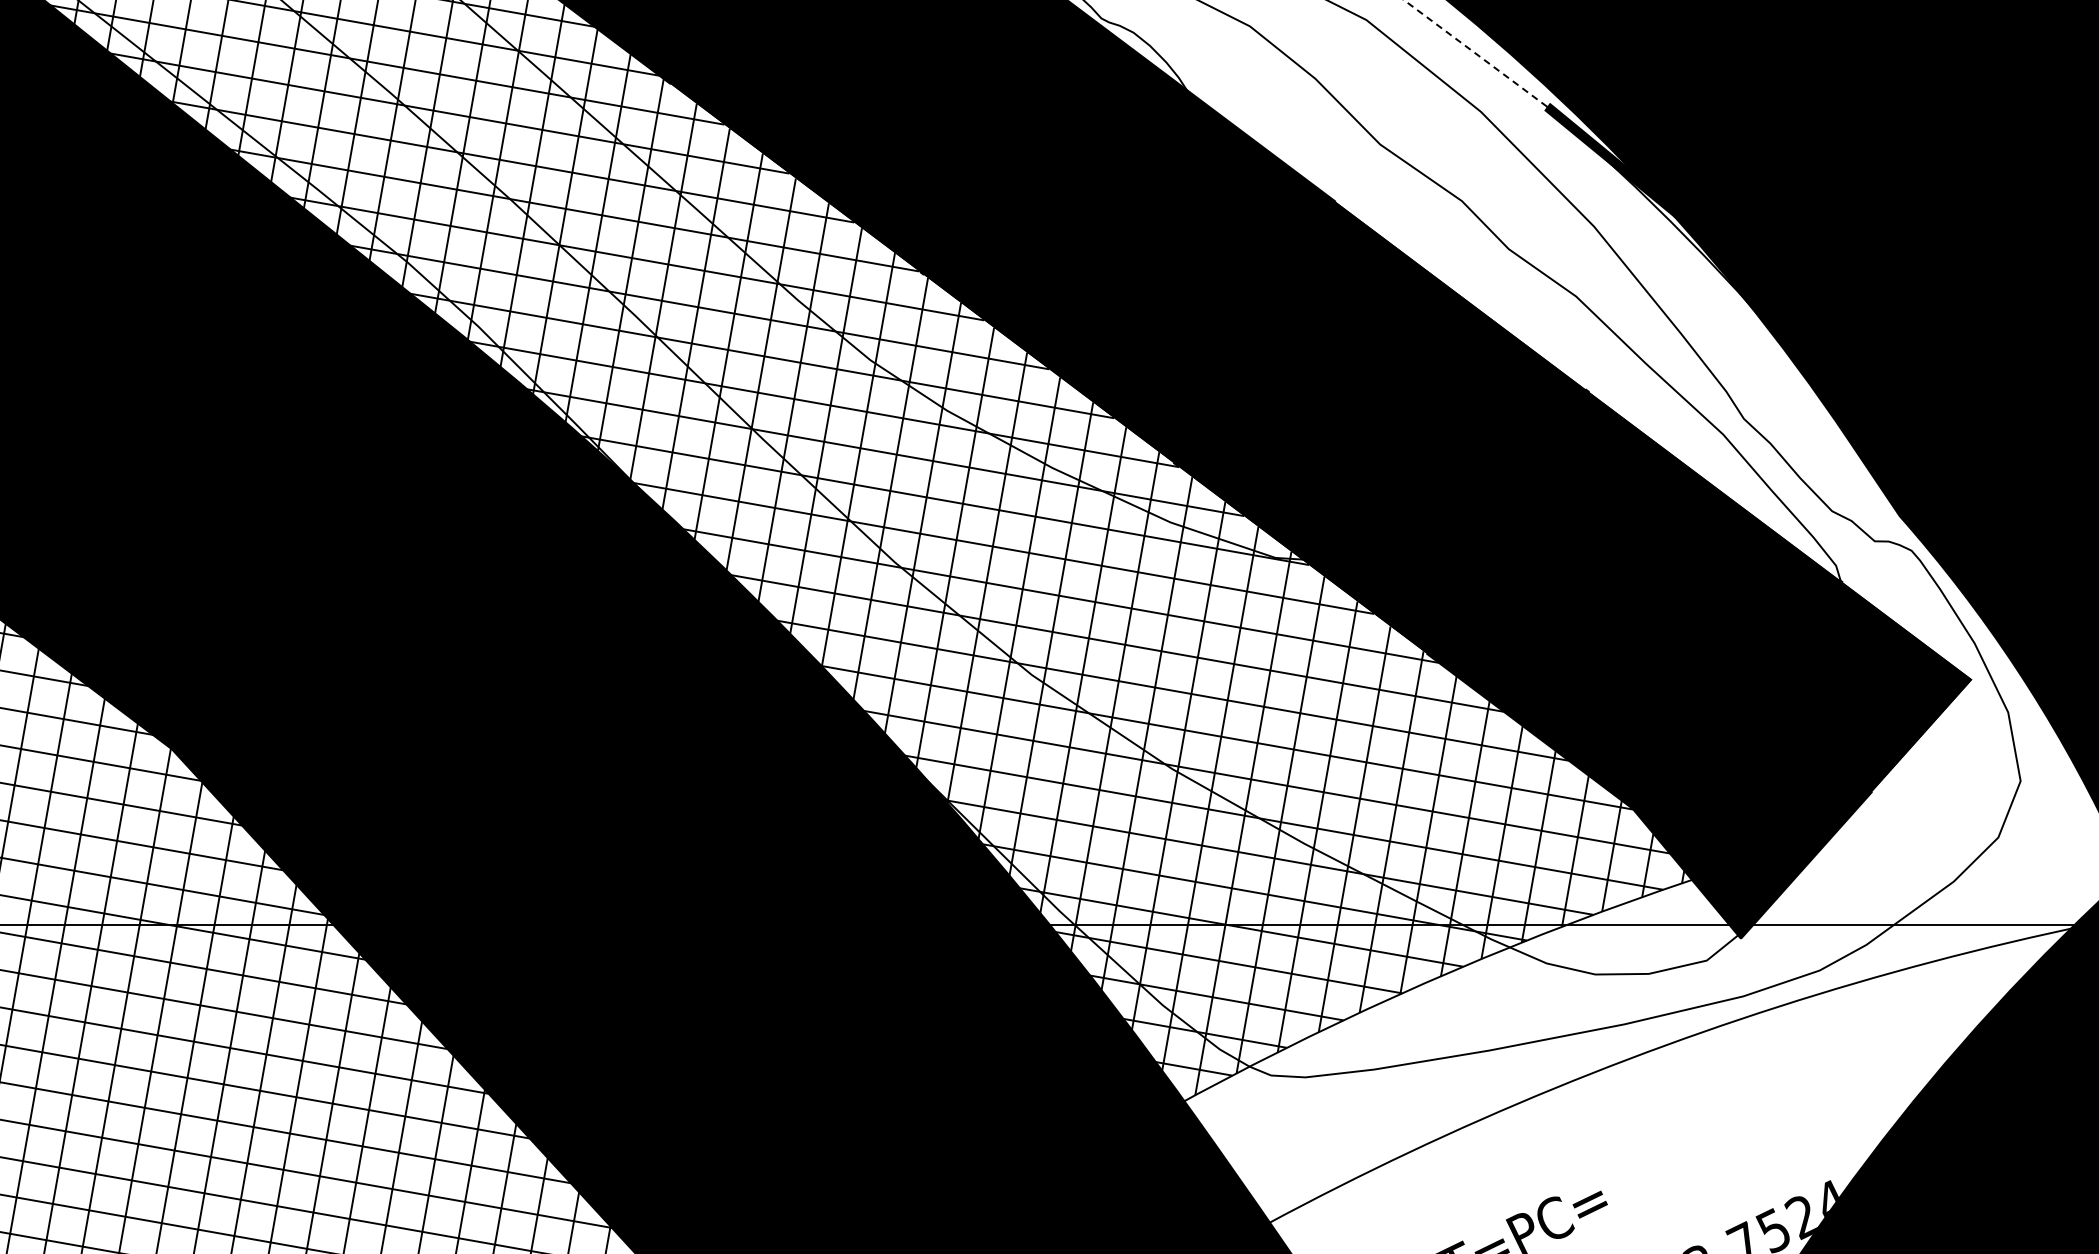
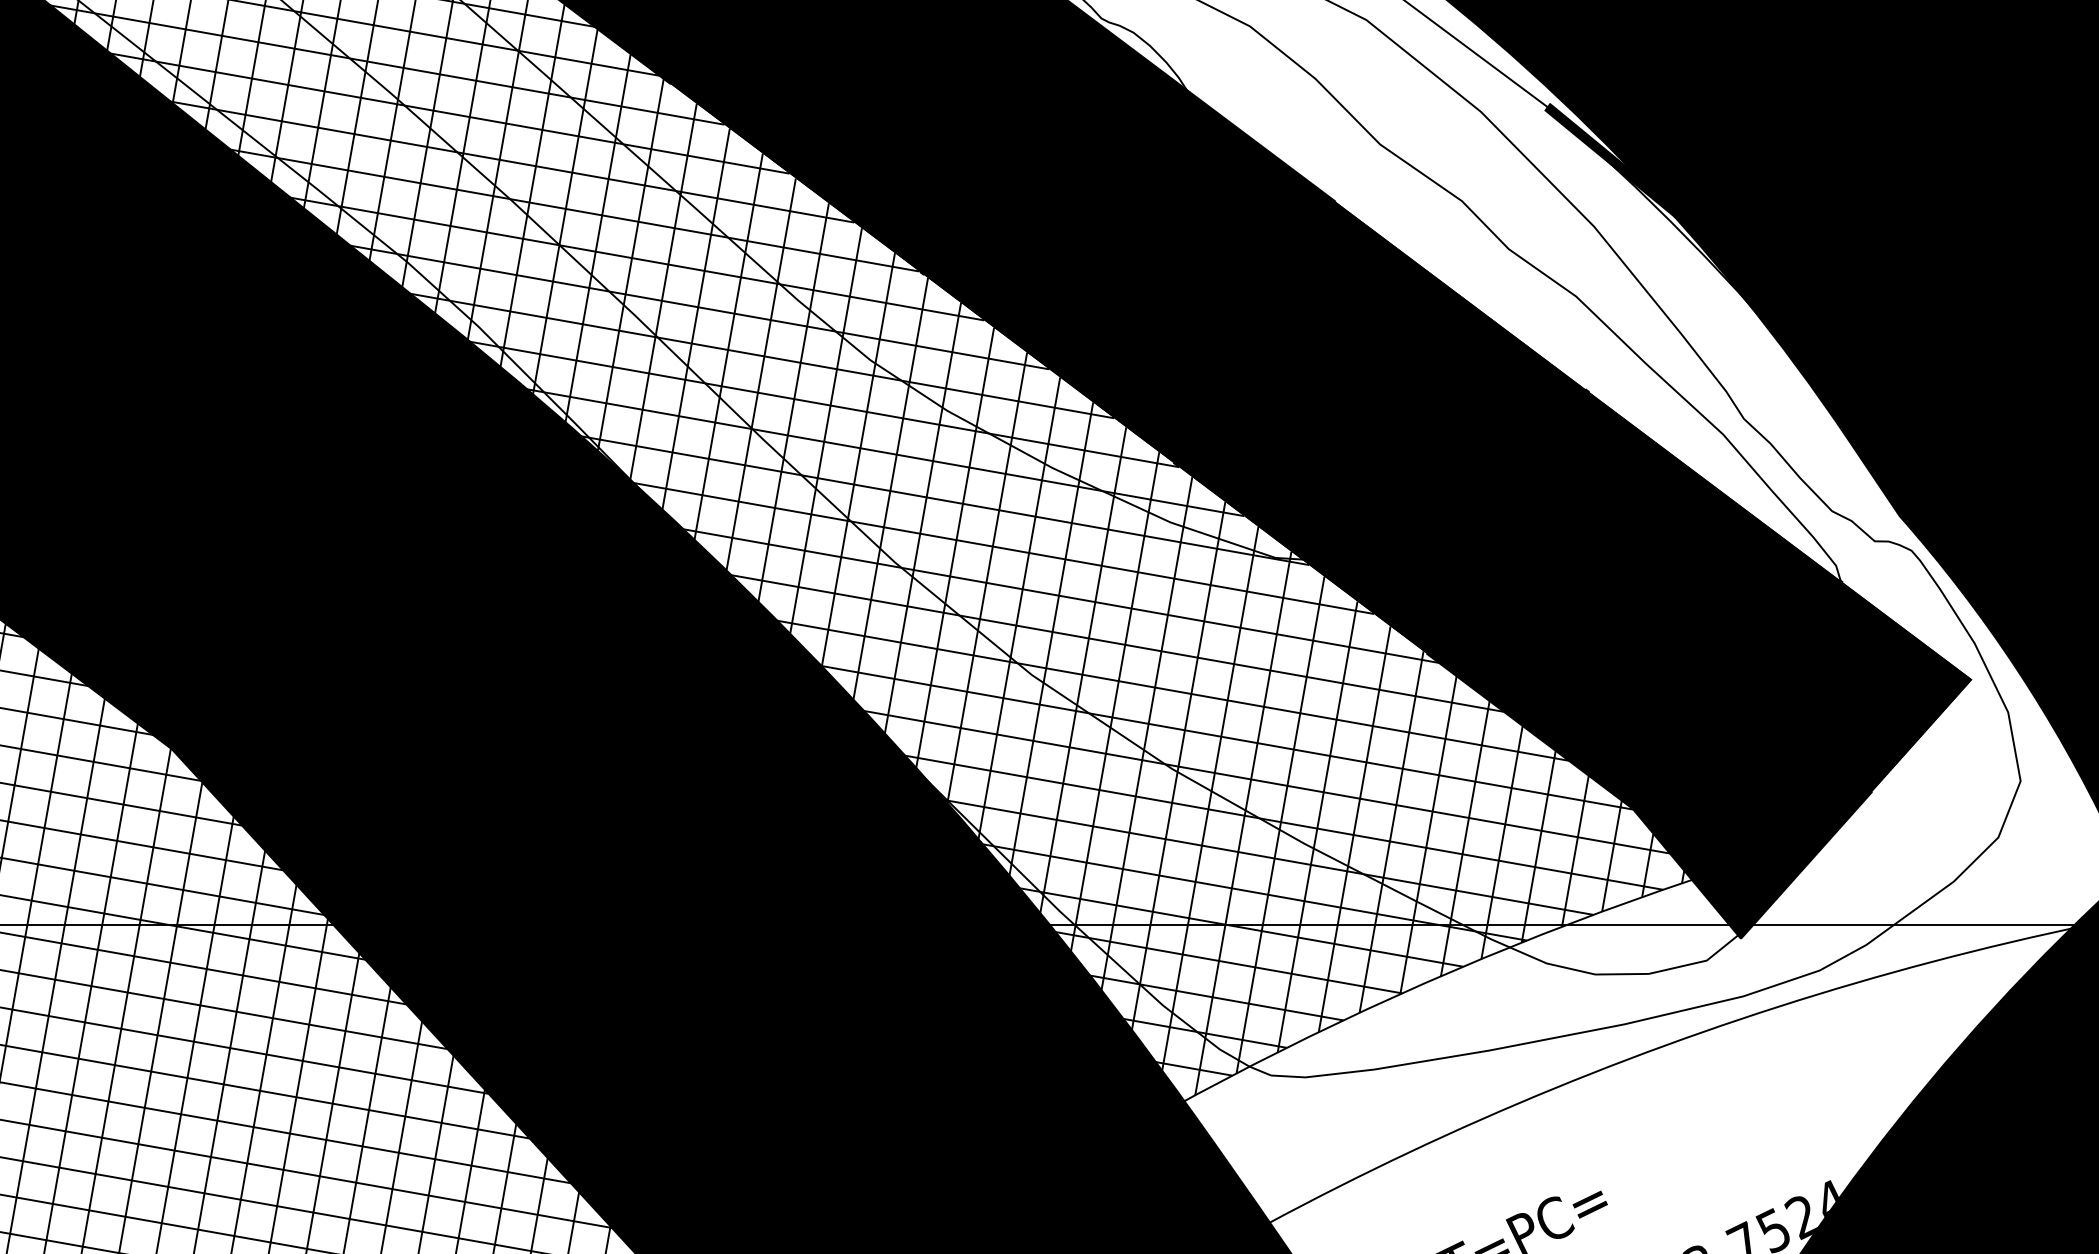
line: dashed -> solid (1475, 53)
